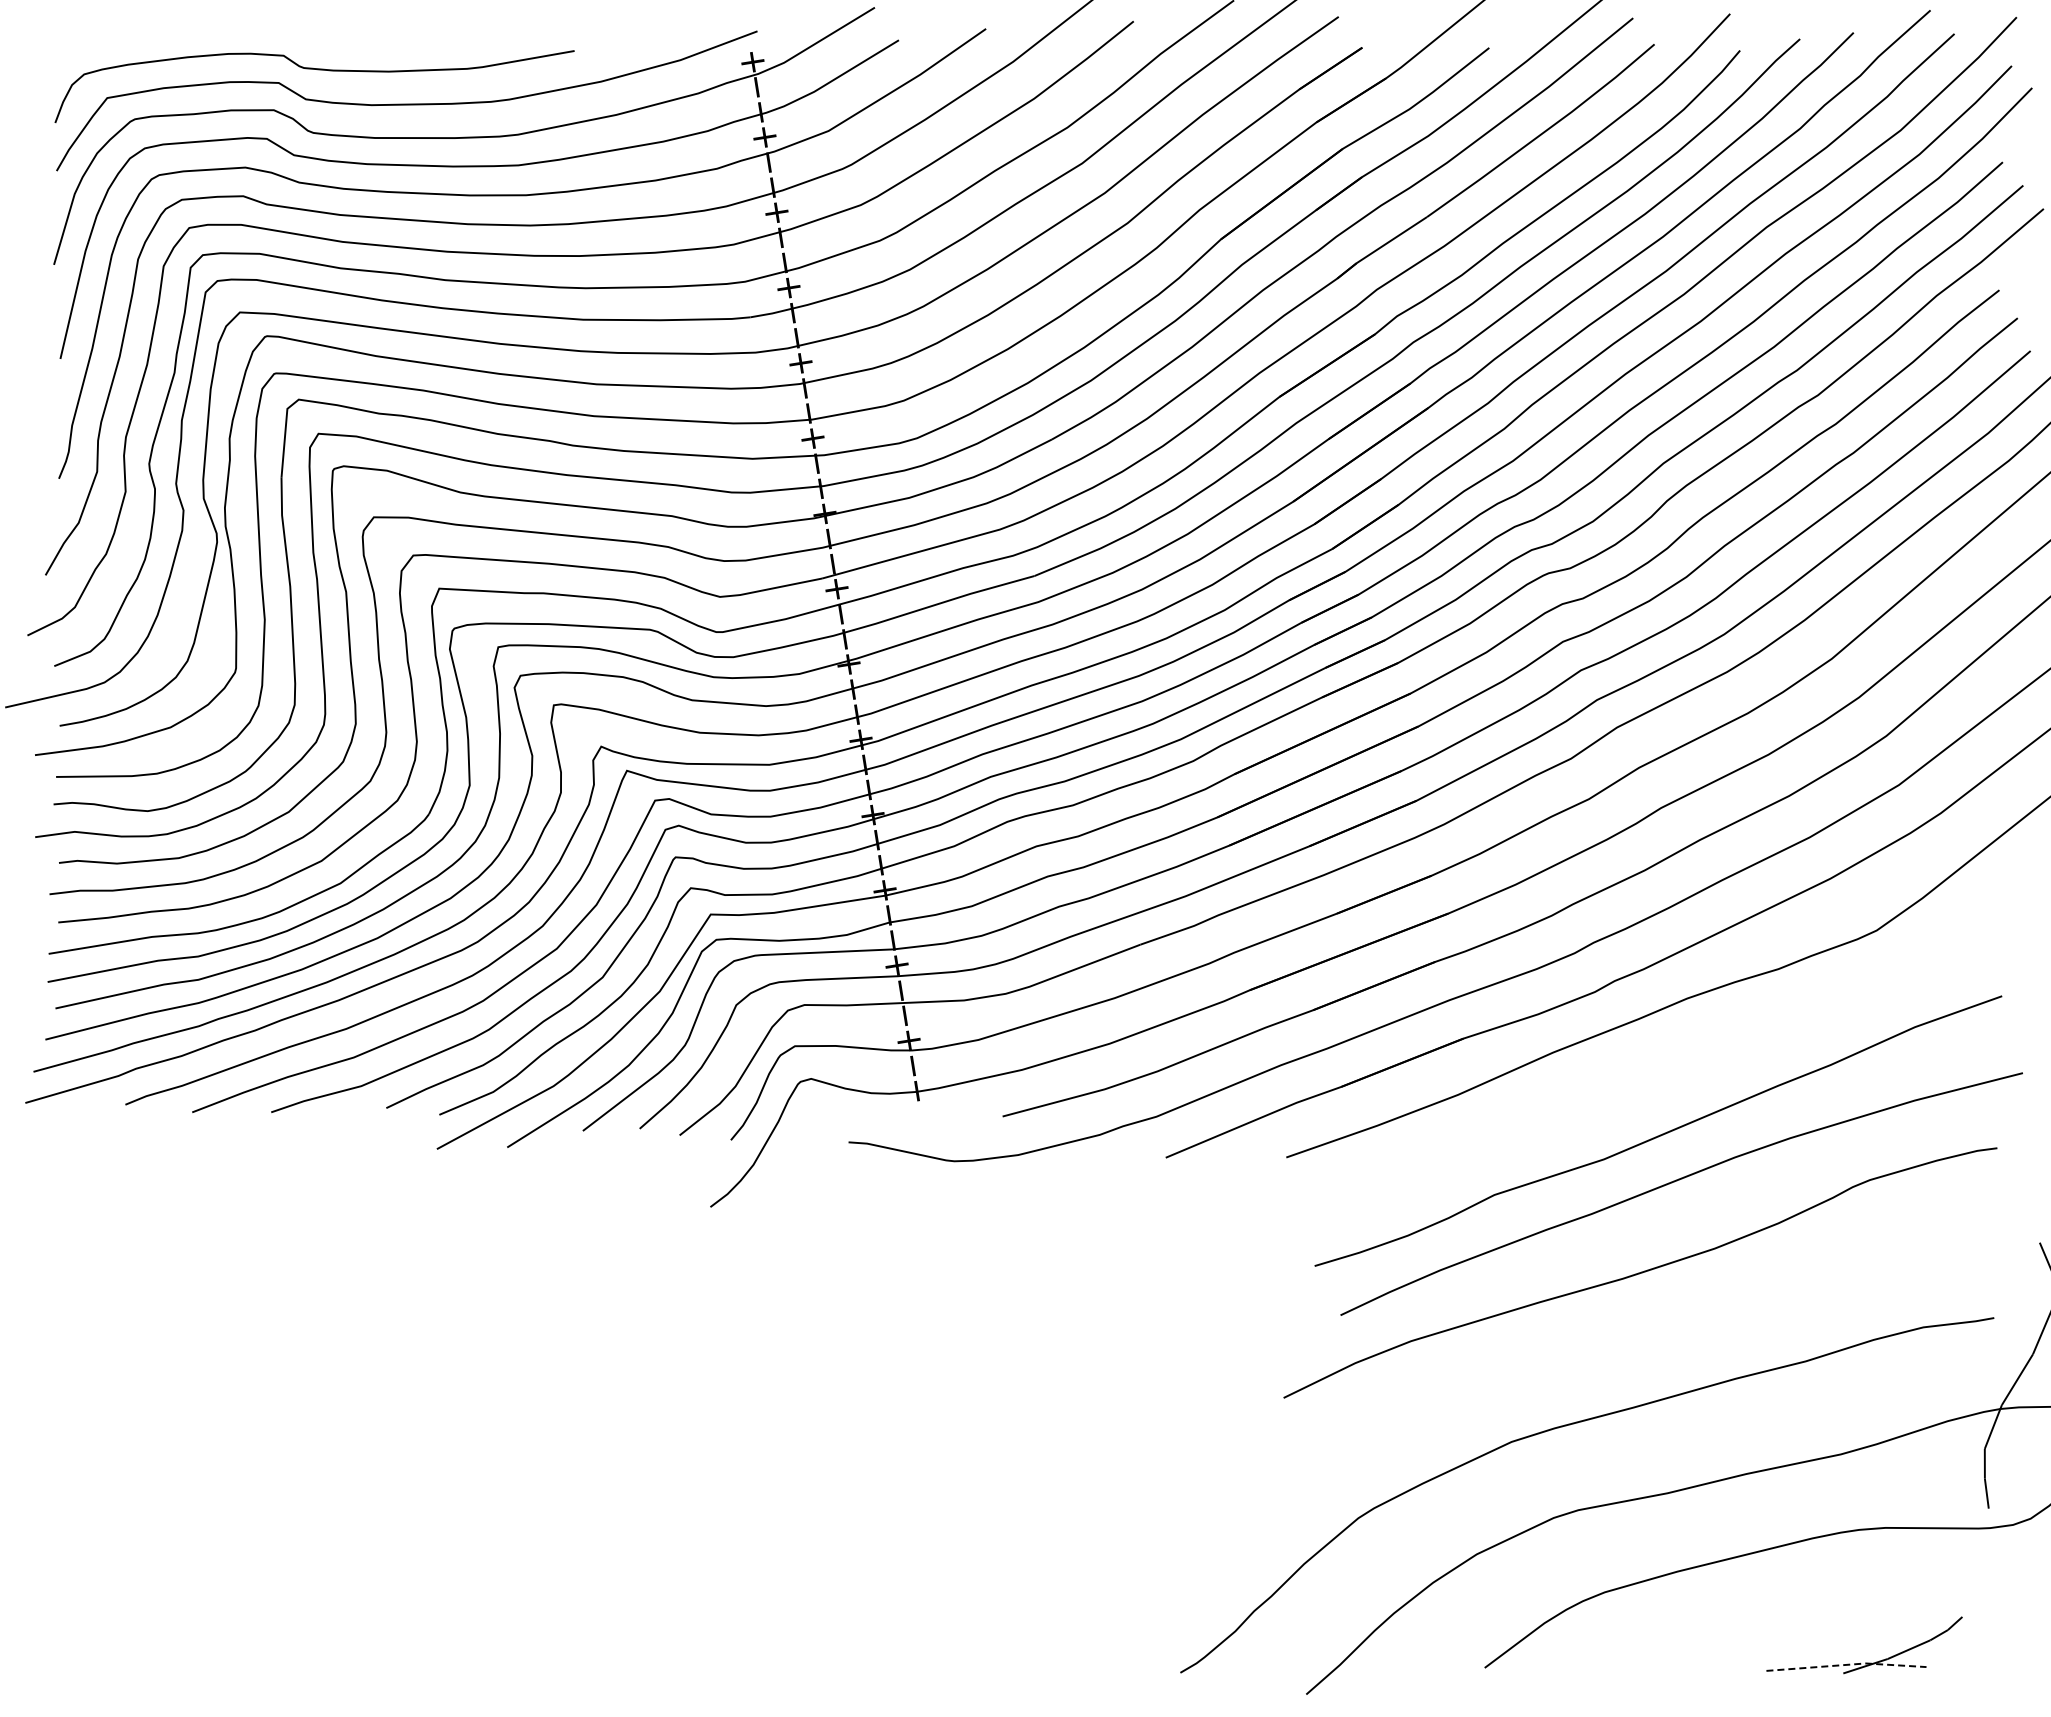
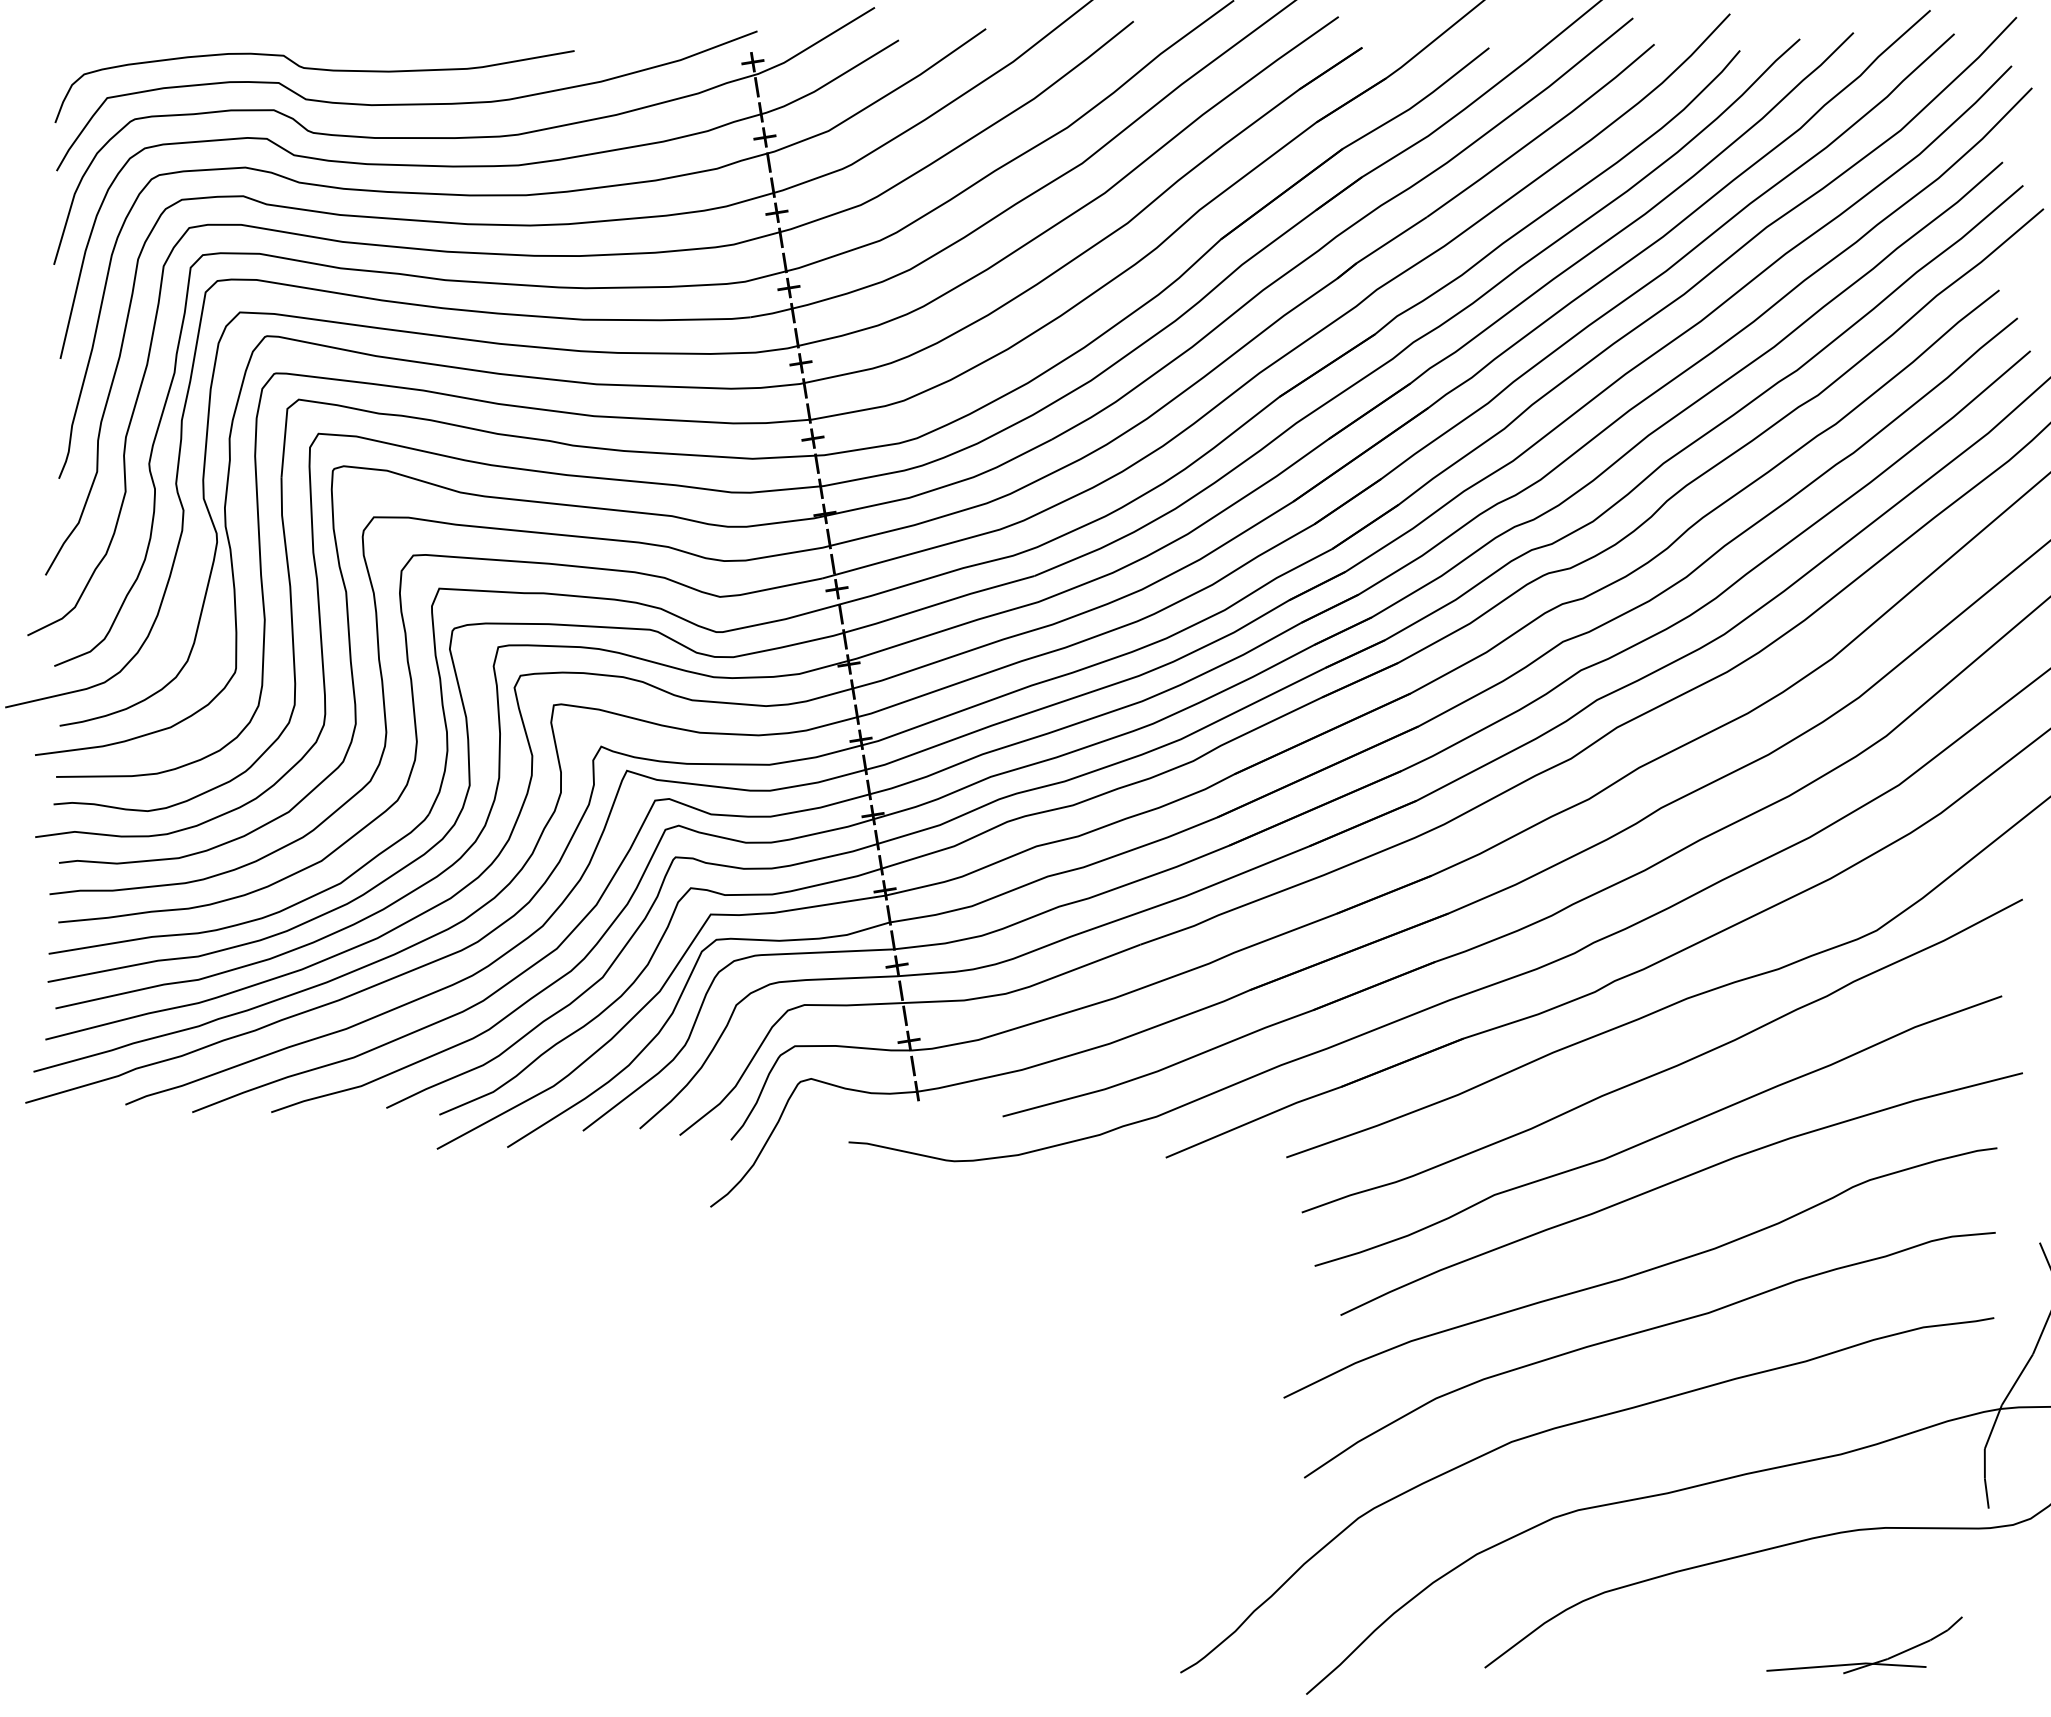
curve: none -> present (1667, 1068)
curve: none -> present (1643, 1332)
line: dashed -> solid (1846, 1664)
